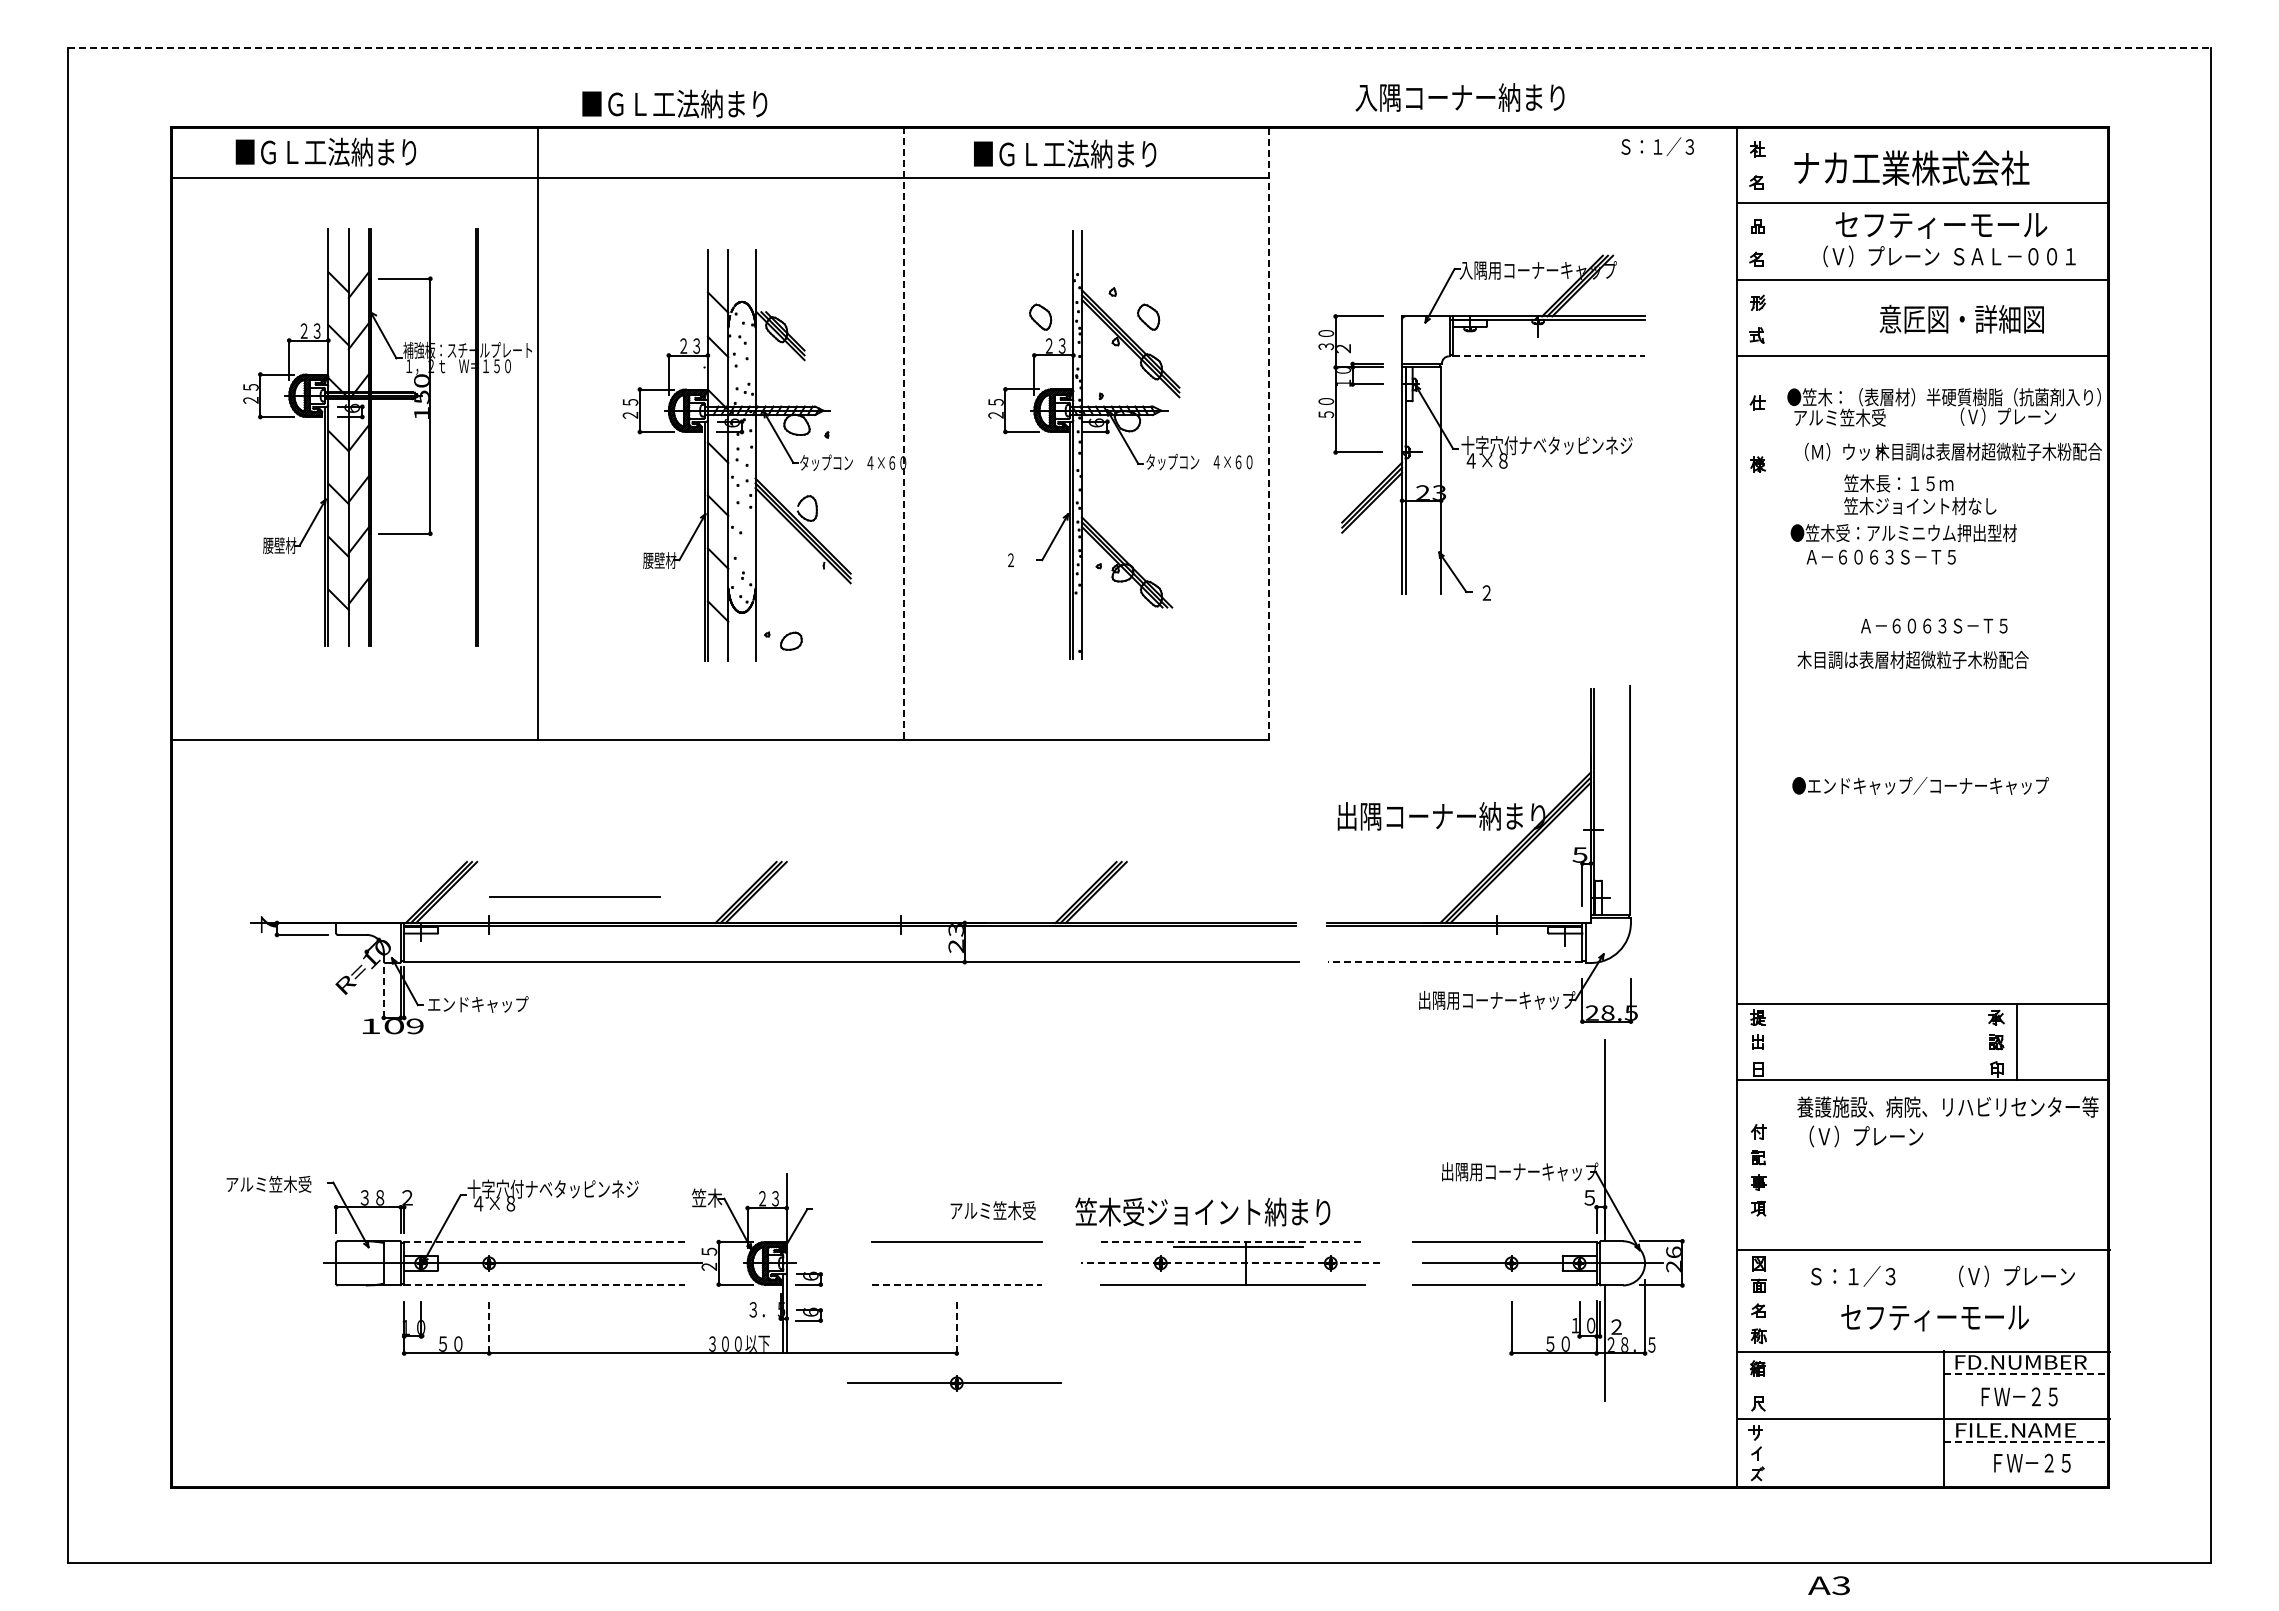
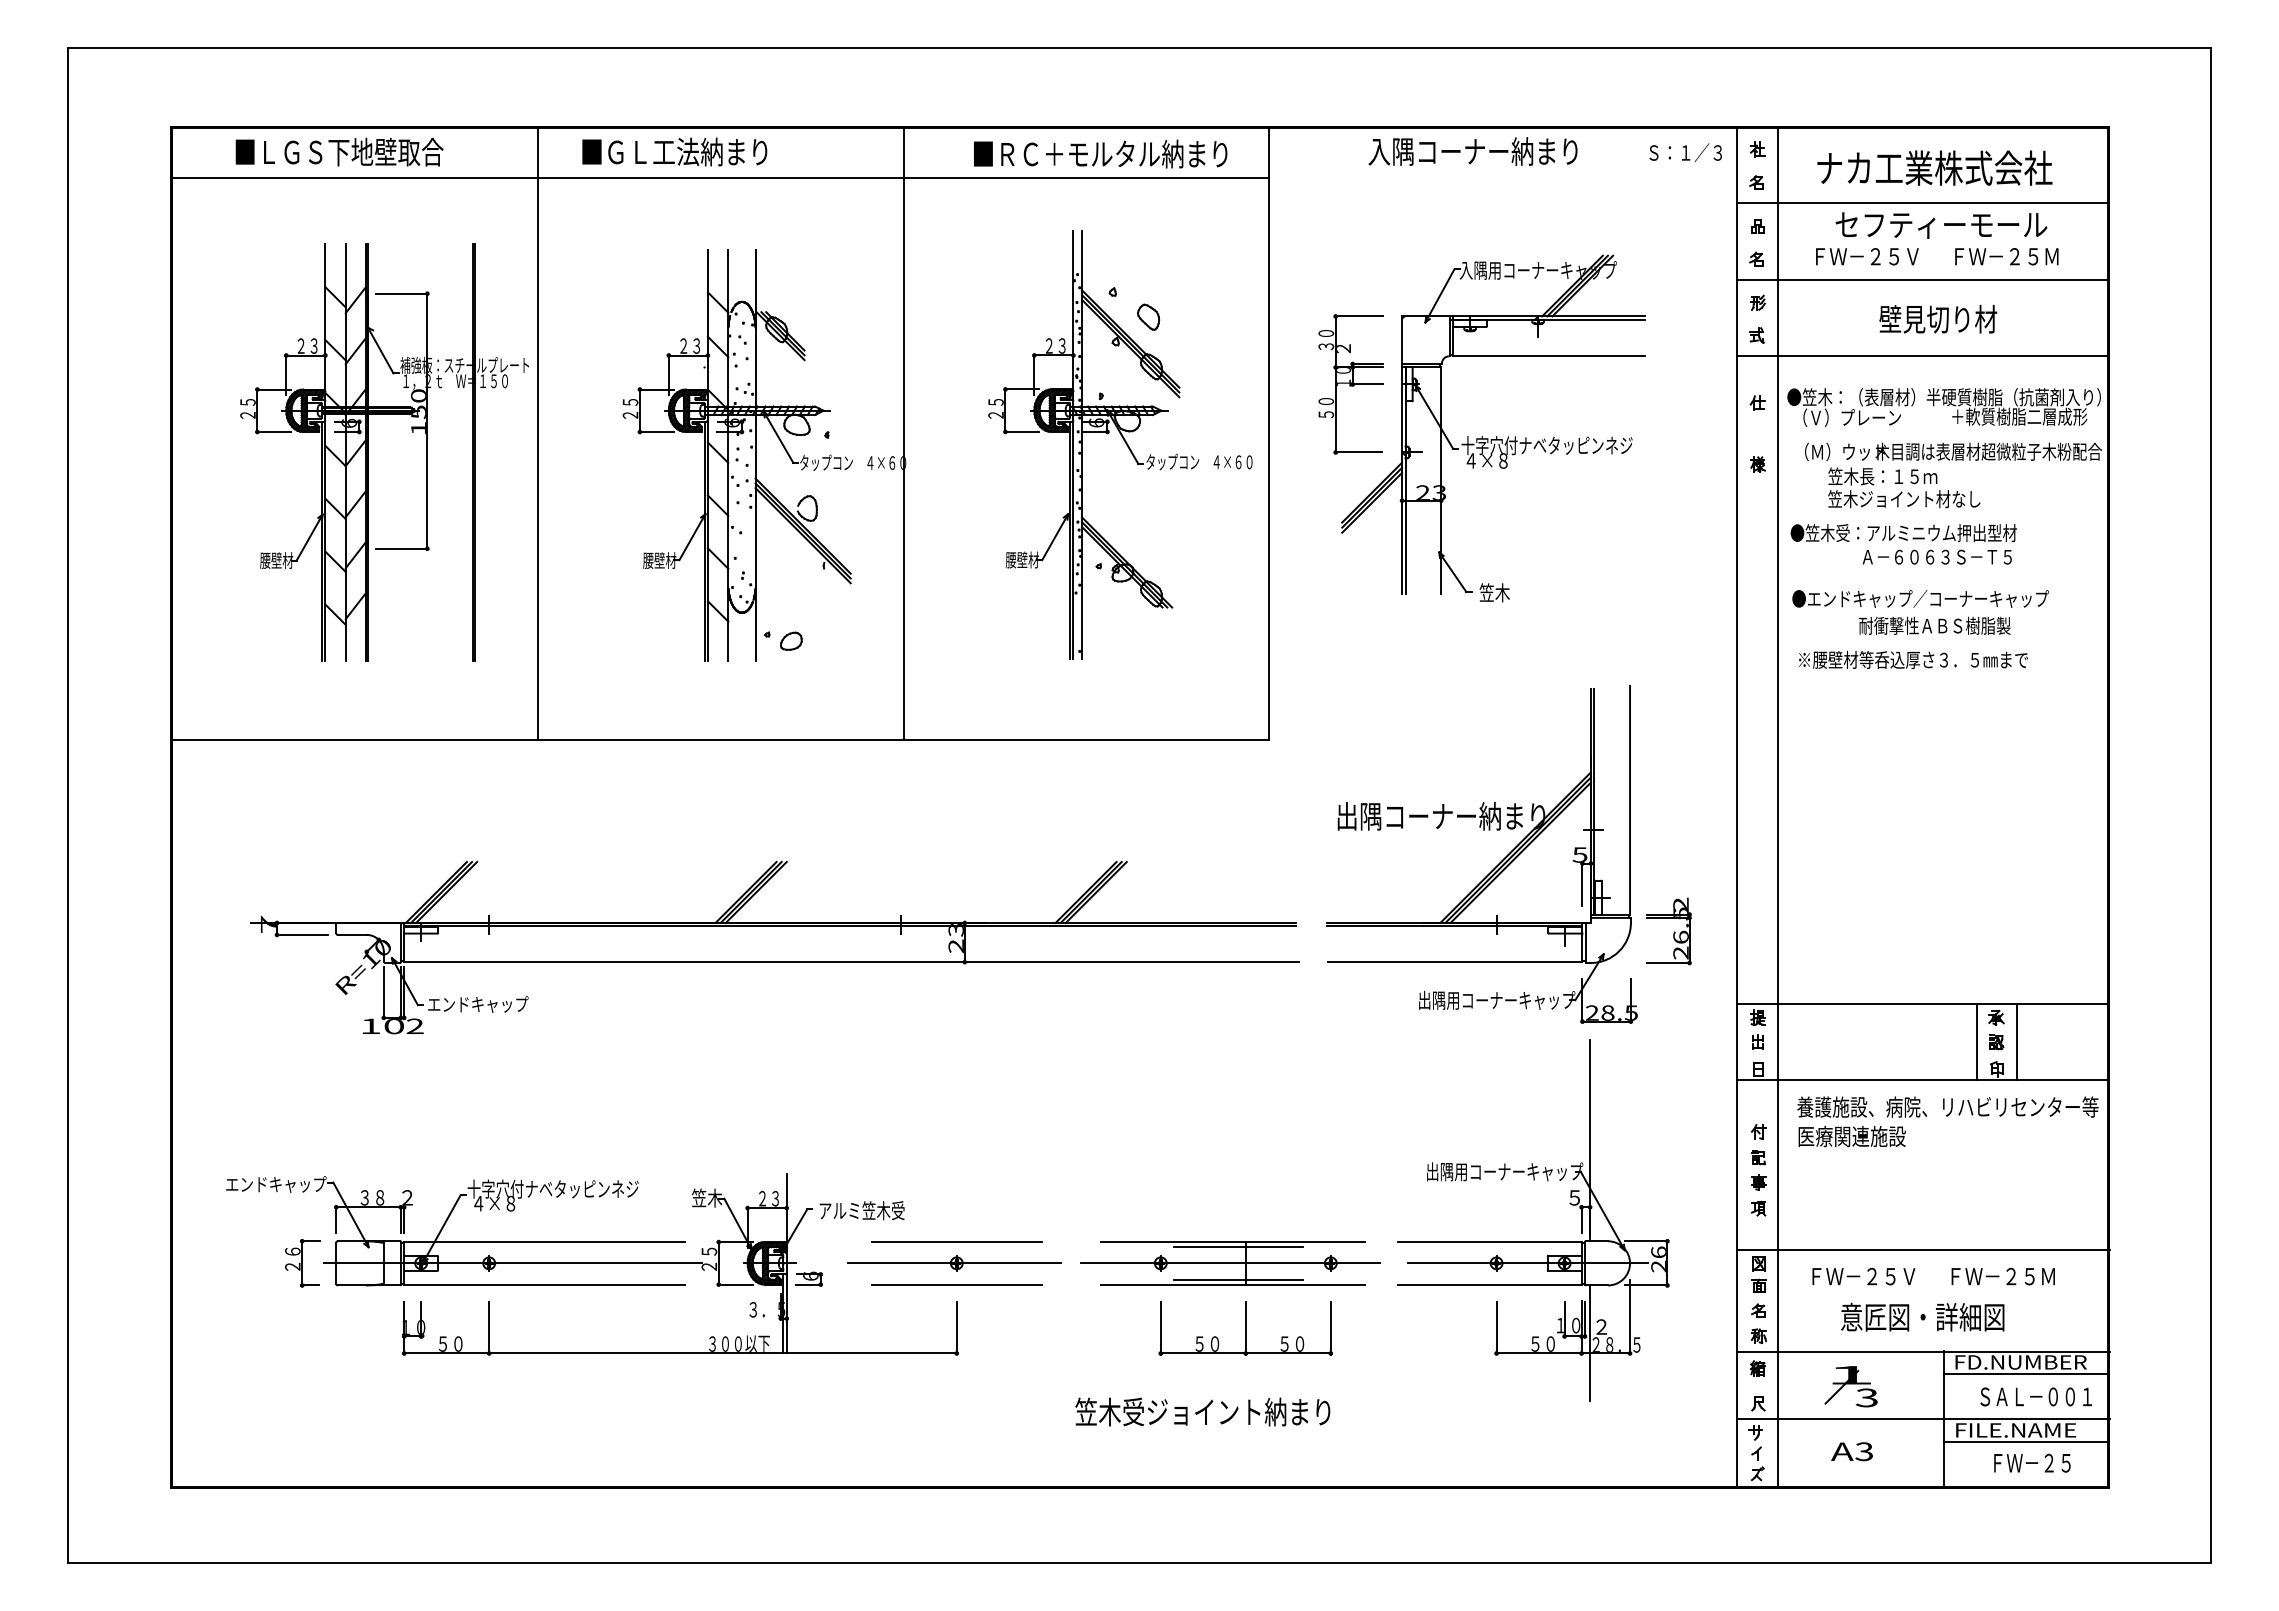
line: dashed -> solid (1139, 48)
text position: (1459, 97) -> (1472, 151) (1472, 151)
text position: (674, 103) -> (674, 151) (674, 151)
text position: (1657, 146) -> (1685, 152) (1685, 152)
text: ■ＧＬ工法納まり -> ■ＬＧＳ下地壁取合 (352, 151)
text: ■ＧＬ工法納まり -> ■ＲＣ＋モルタル納まり (1113, 153)
text position: (1911, 167) -> (1934, 167) (1934, 167)
text: （Ｖ）プレーン -> ＦＷ－２５Ｖ (1877, 256)
text: ＳＡＬ－００１ -> ＦＷ－２５Ｍ (2014, 256)
part: present -> none (1040, 316)
text: 意匠図・詳細図 -> 壁見切り材 (1961, 318)
line: dashed -> solid (1549, 355)
text: （Ｖ）プレーン -> ＋軟質樹脂二層成形 (2019, 416)
text: アルミ笠木受 -> （Ｖ）プレーン (1847, 417)
line: dashed -> solid (903, 433)
line: dashed -> solid (1269, 433)
part position: (371, 437) -> (368, 452) (368, 452)
text position: (1920, 494) -> (1904, 487) (1904, 487)
text position: (1880, 556) -> (1936, 556) (1936, 556)
text: ２ -> 腰壁材 (1021, 559)
text: ２ -> 笠木 (1494, 592)
text: Ａ－６０６３Ｓ－Ｔ５ -> 耐衝撃性ＡＢＳ樹脂製 (1934, 625)
text: 木目調は表層材超微粒子木粉配合 -> ※腰壁材等呑込厚さ３．５㎜まで (1912, 659)
text position: (1920, 785) -> (1920, 598) (1920, 598)
line: none -> present (1777, 807)
line: present -> none (574, 896)
part: none -> present (1668, 931)
line: dashed -> solid (1454, 962)
line: dashed -> solid (383, 992)
text: 9 -> 2 (414, 1026)
line: none -> present (1976, 1041)
text: （Ｖ）プレーン -> 医療関連施設 (1860, 1136)
text: アルミ笠木受 -> エンドキャップ (276, 1183)
text position: (992, 1210) -> (861, 1210) (861, 1210)
text position: (1202, 1211) -> (1202, 1411) (1202, 1411)
part position: (1548, 1241) -> (1533, 1241) (1533, 1241)
line: dashed -> solid (543, 1242)
line: dashed -> solid (1233, 1242)
part: none -> present (302, 1263)
line: dashed -> solid (1230, 1263)
text: Ｓ：１／３ -> ＦＷ－２５Ｖ (1863, 1275)
text: （Ｖ）プレーン -> ＦＷ－２５Ｍ (2012, 1276)
line: none -> present (1238, 1279)
line: dashed -> solid (544, 1284)
line: dashed -> solid (957, 1284)
part: present -> none (808, 1314)
text: セフティーモール -> 意匠図・詳細図 (1934, 1316)
line: dashed -> solid (489, 1327)
line: dashed -> solid (956, 1327)
part: none -> present (1245, 1328)
line: dashed -> solid (2026, 1373)
part position: (954, 1383) -> (954, 1263) (954, 1263)
part: none -> present (1850, 1386)
text: ＦＷ－２５ -> ＳＡＬ－００１ (2035, 1396)
line: dashed -> solid (2026, 1441)
text position: (1828, 1585) -> (1851, 1451) (1851, 1451)
